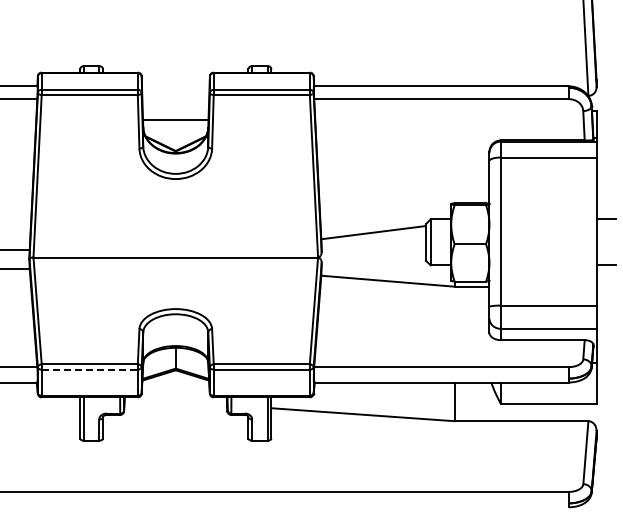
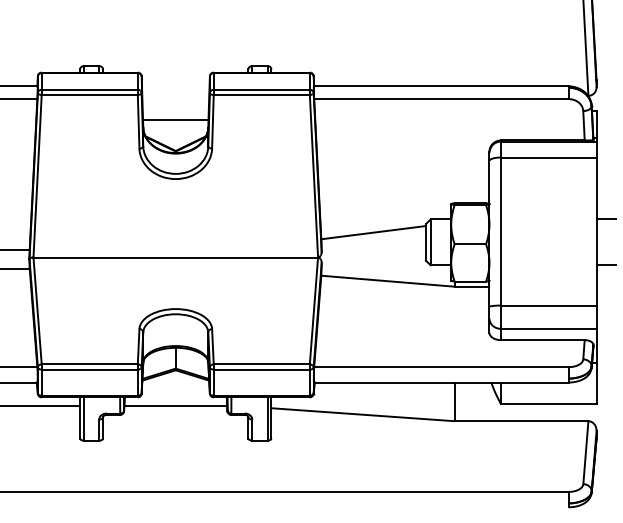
line: dashed -> solid (90, 369)
line: none -> present (41, 405)
line: none -> present (175, 405)
